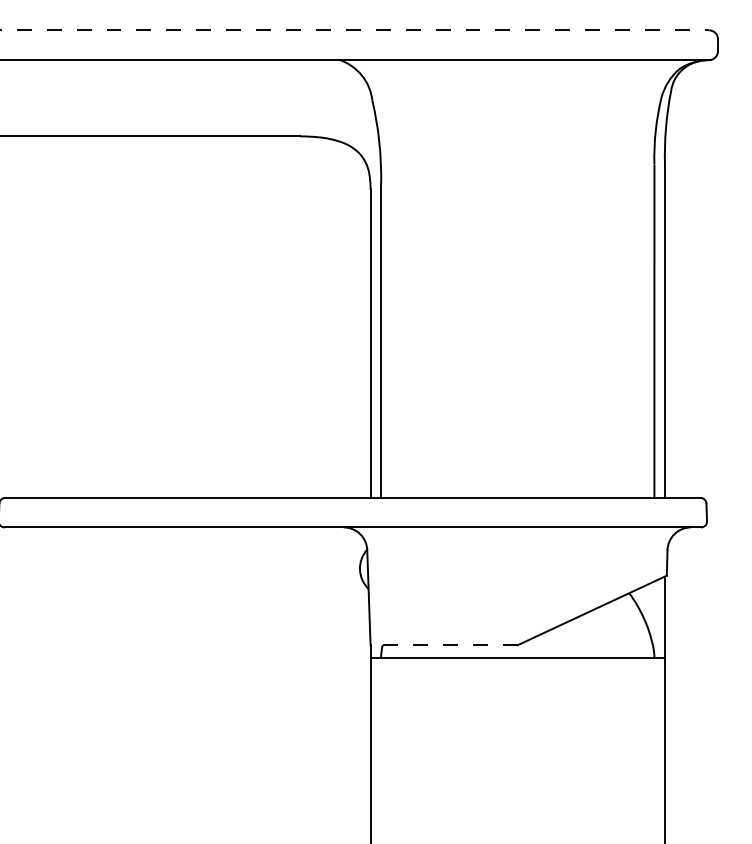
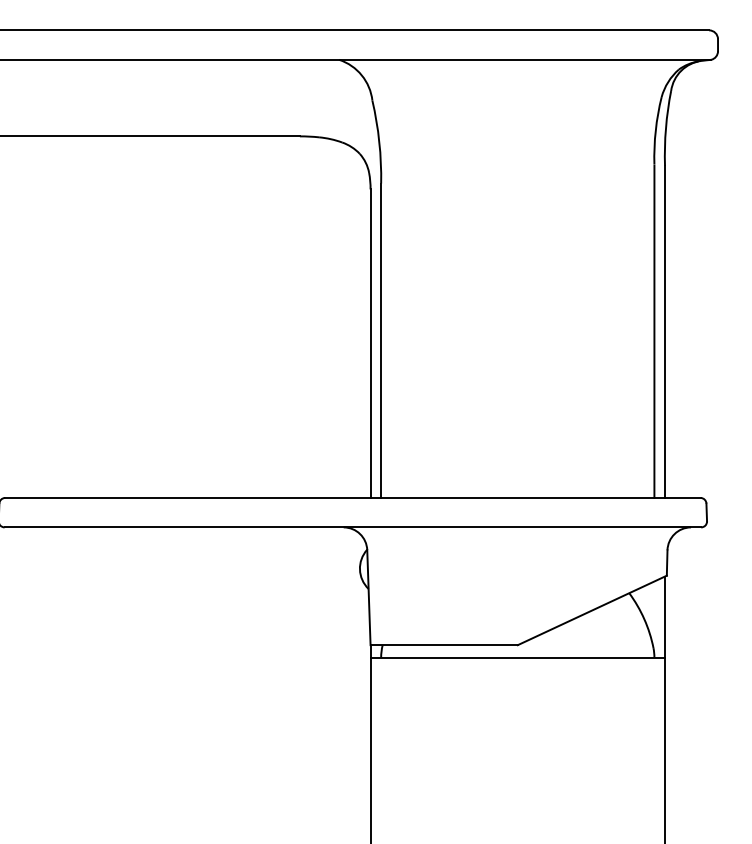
line: dashed -> solid (355, 30)
line: dashed -> solid (444, 645)
